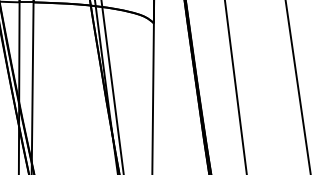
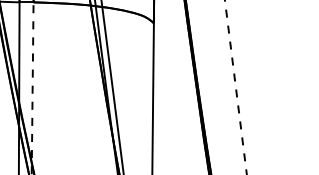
line: present -> none (297, 86)
line: solid -> dashed (32, 88)
line: solid -> dashed (235, 88)
